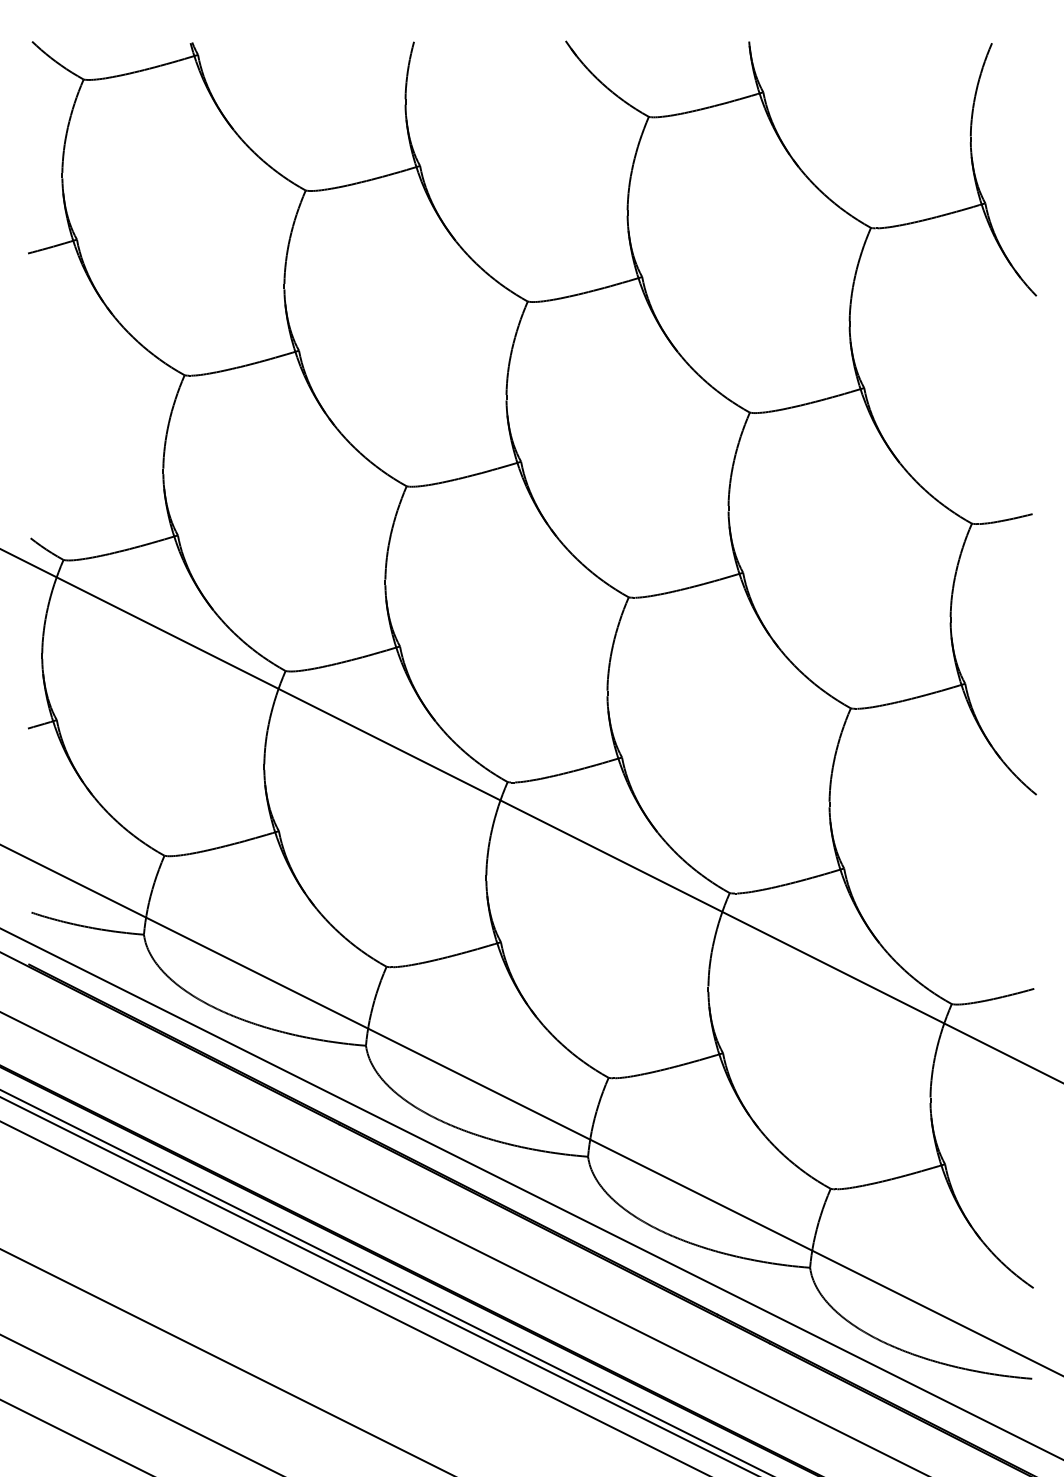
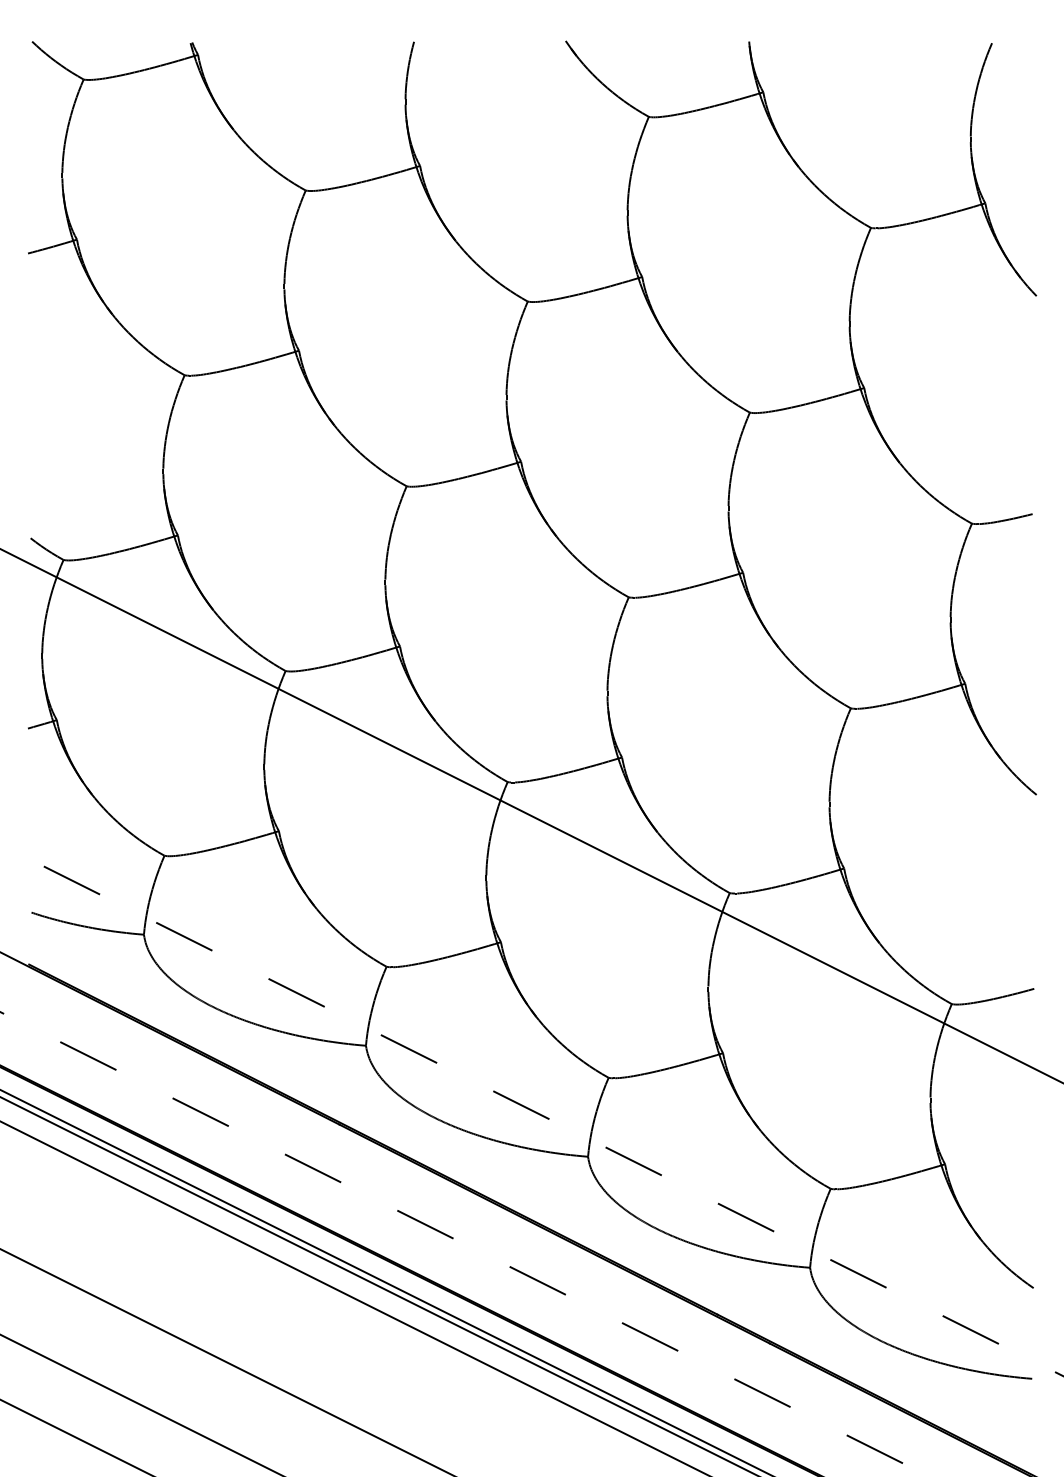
line: solid -> dashed (532, 1110)
line: present -> none (531, 1193)
line: solid -> dashed (465, 1244)
